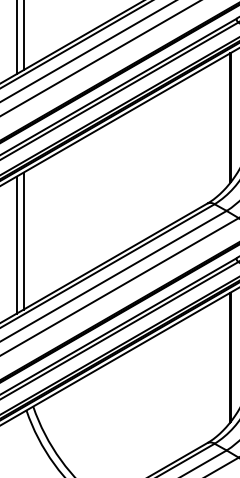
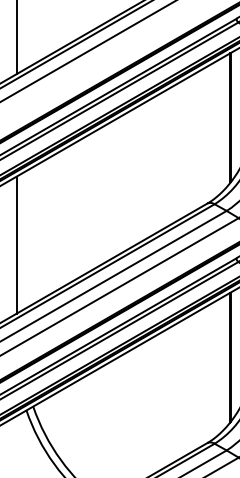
line: present -> none (23, 36)
line: present -> none (99, 58)
line: present -> none (23, 240)
